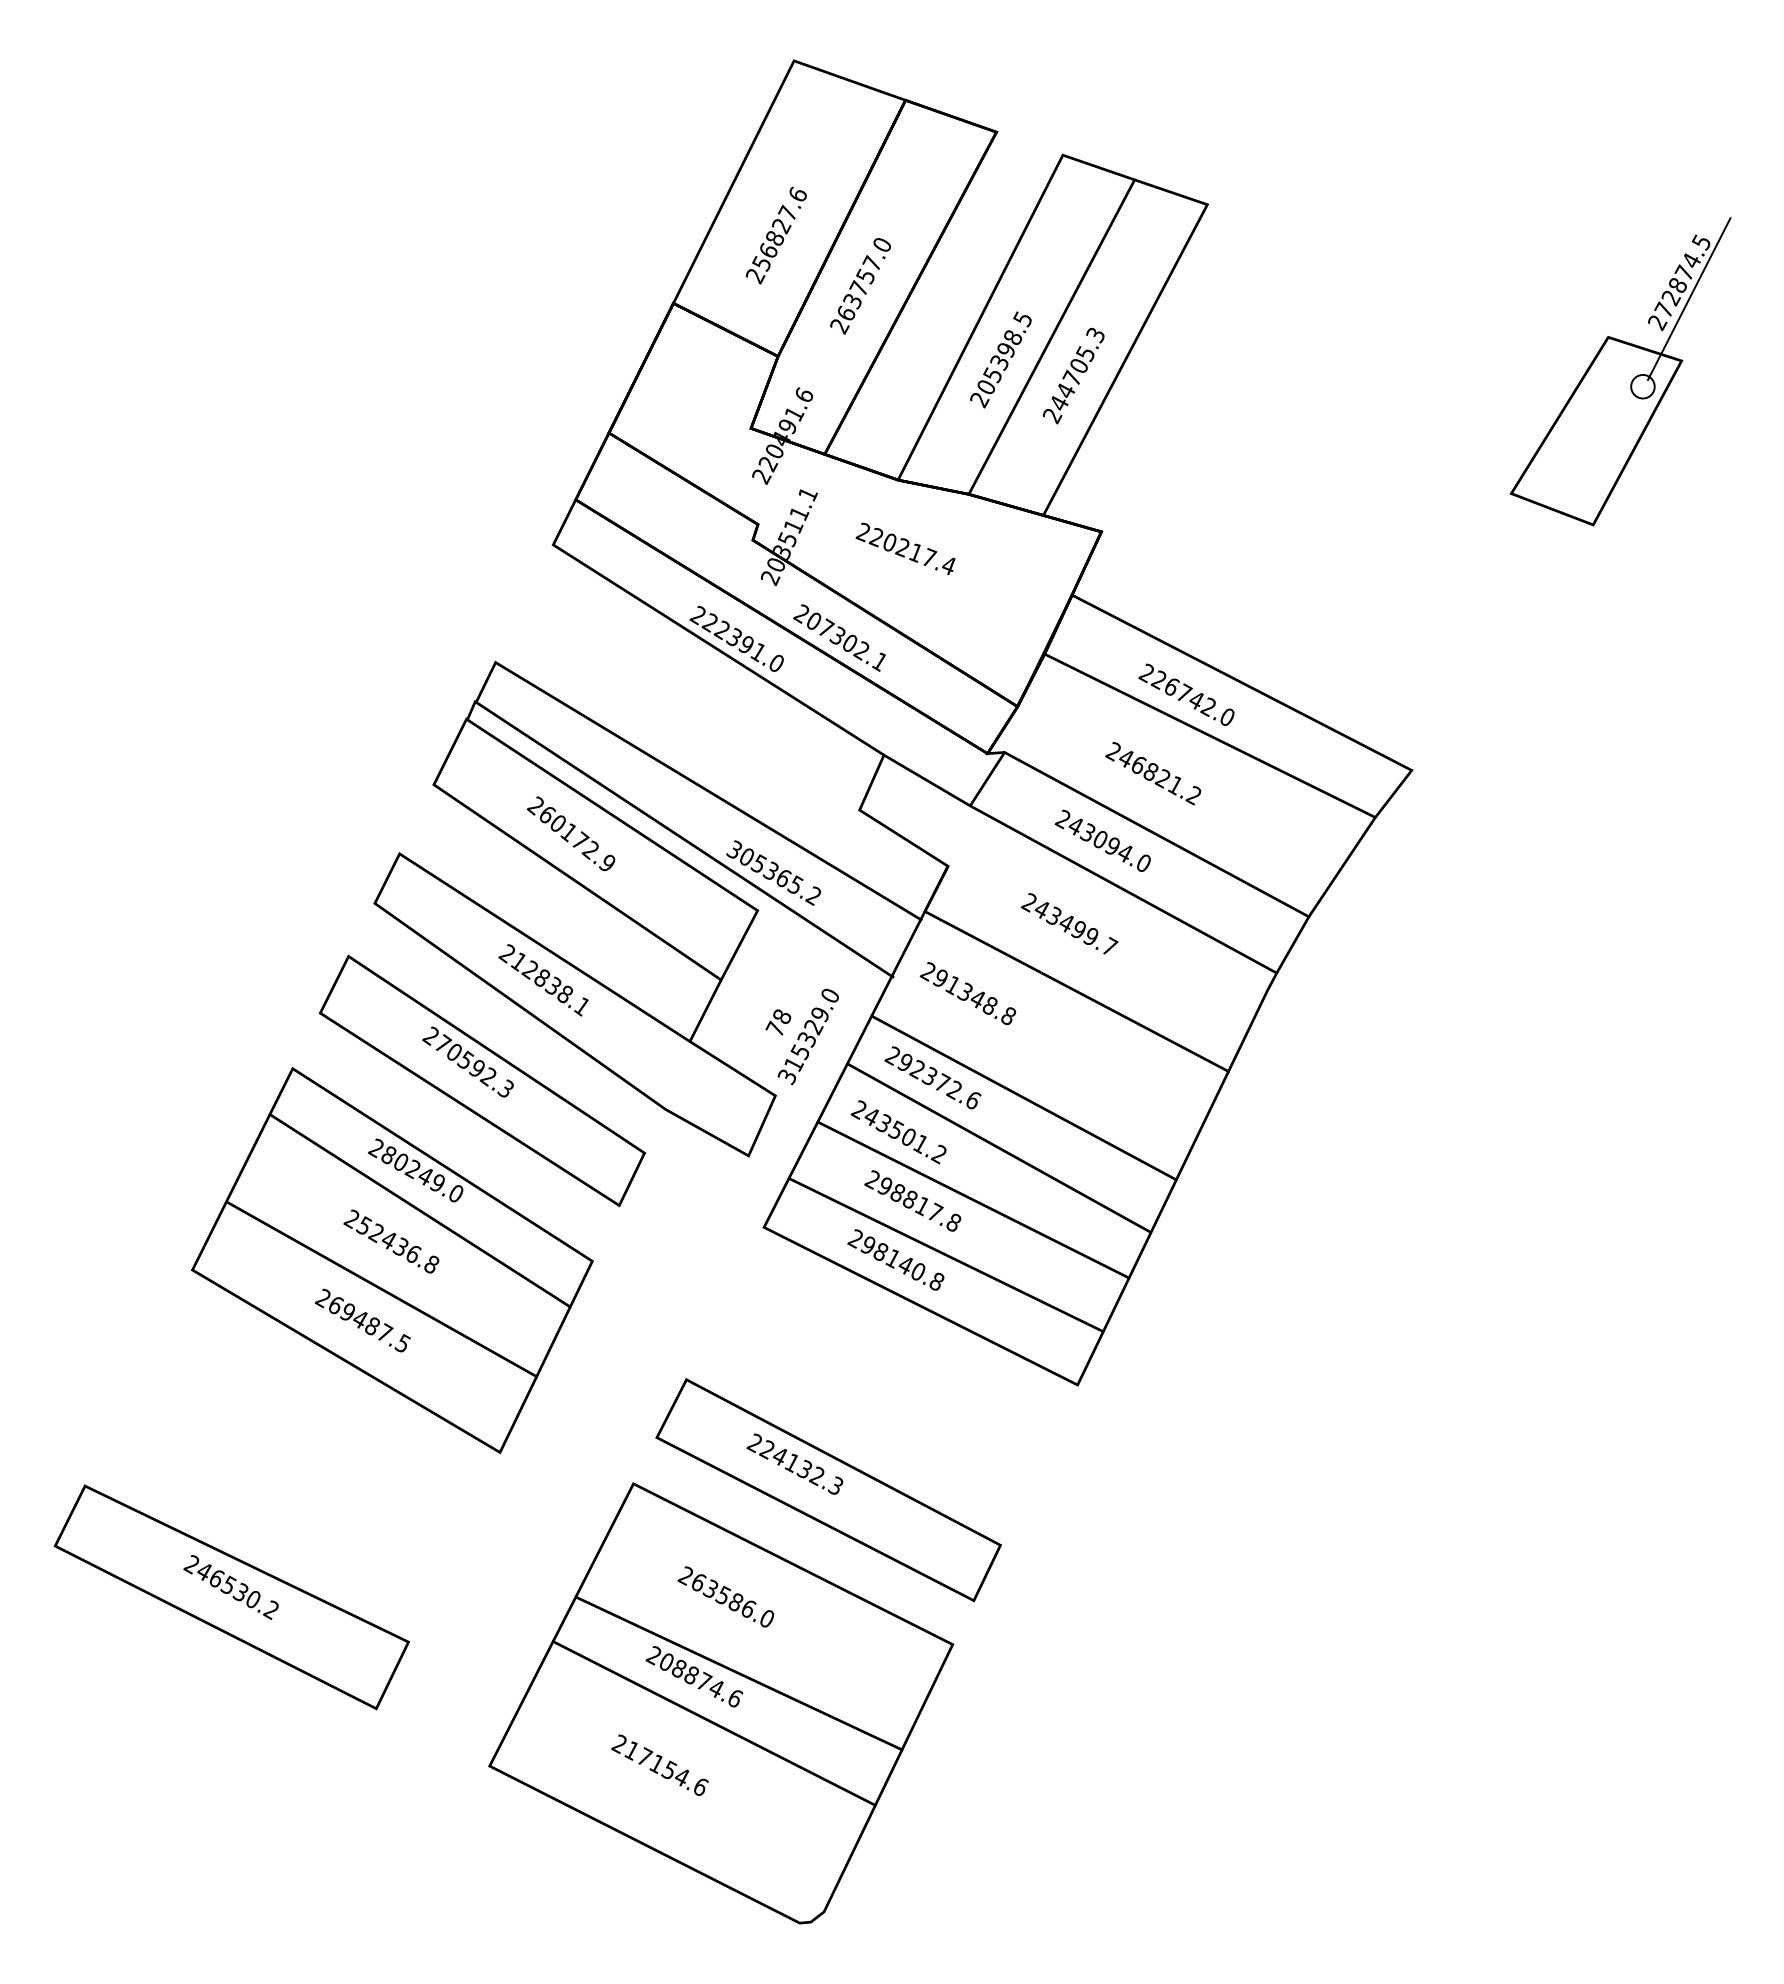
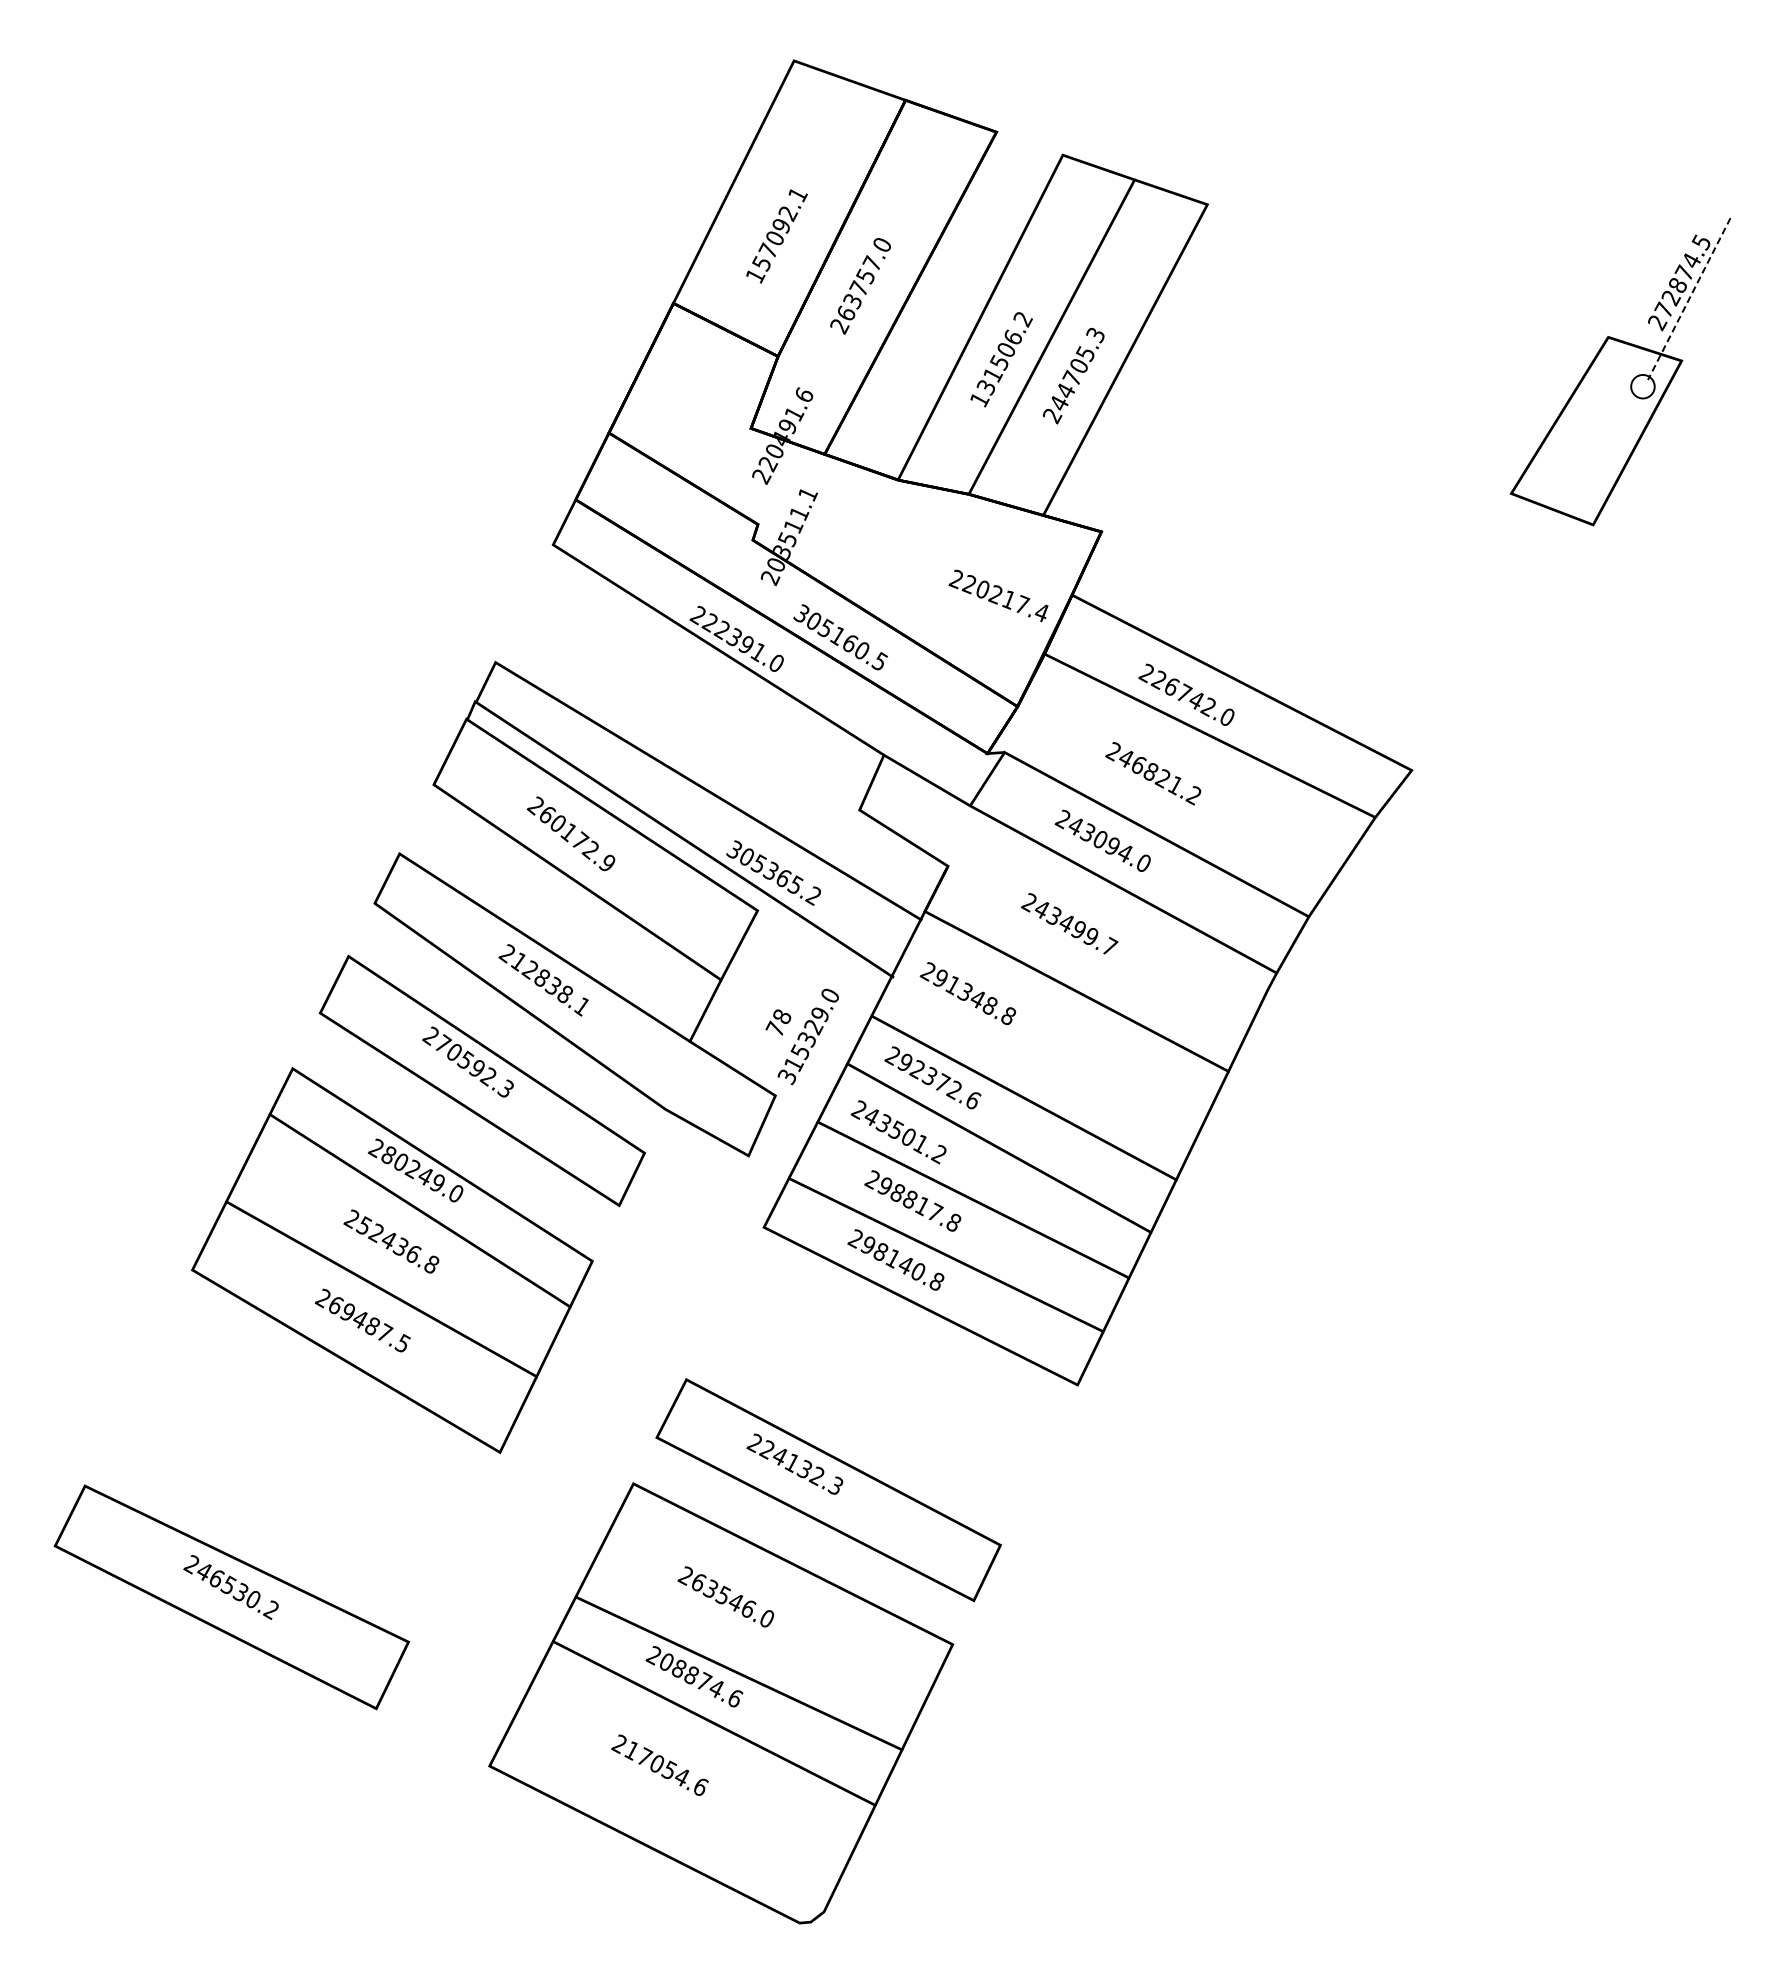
text: 256827.6 -> 157092.1 (776, 235)
line: solid -> dashed (1689, 299)
text: 205398.5 -> 131506.2 (1001, 359)
text position: (905, 548) -> (998, 595) (998, 595)
text: 207302.1 -> 305160.5 (840, 637)
text: 263586.0 -> 263546.0 (735, 1602)
text: 217154.6 -> 217054.6 (656, 1763)
